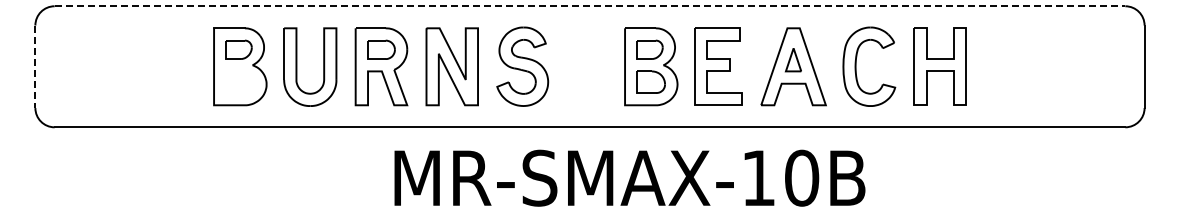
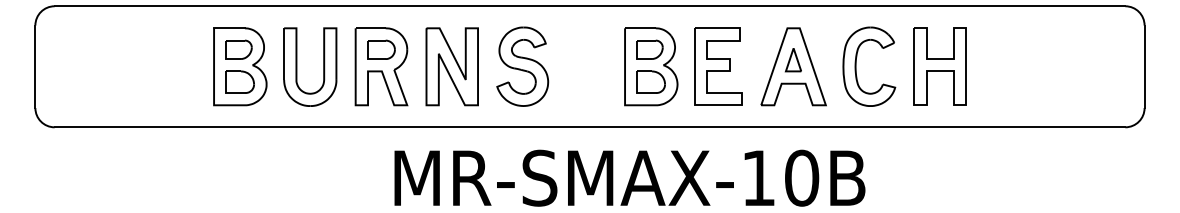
line: dashed -> solid (590, 6)
line: dashed -> solid (35, 67)
part: none -> present (239, 81)
